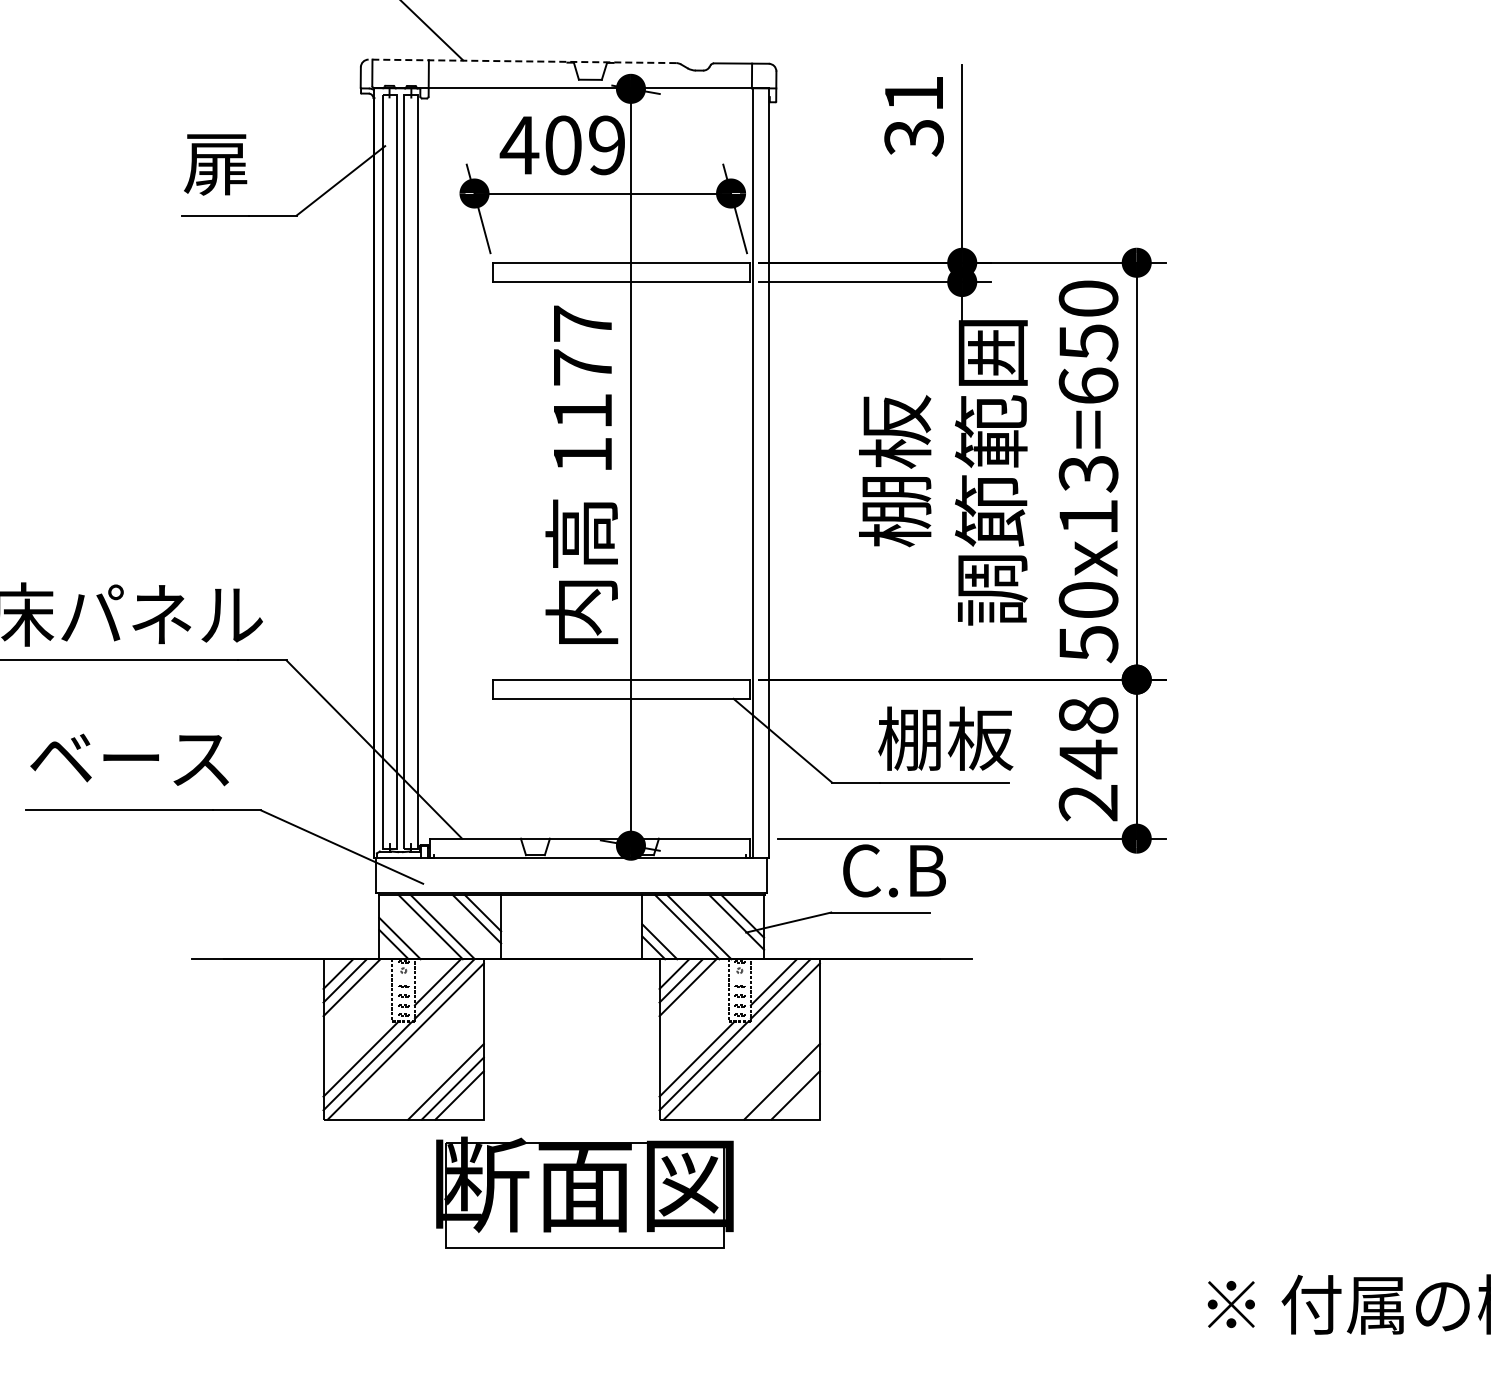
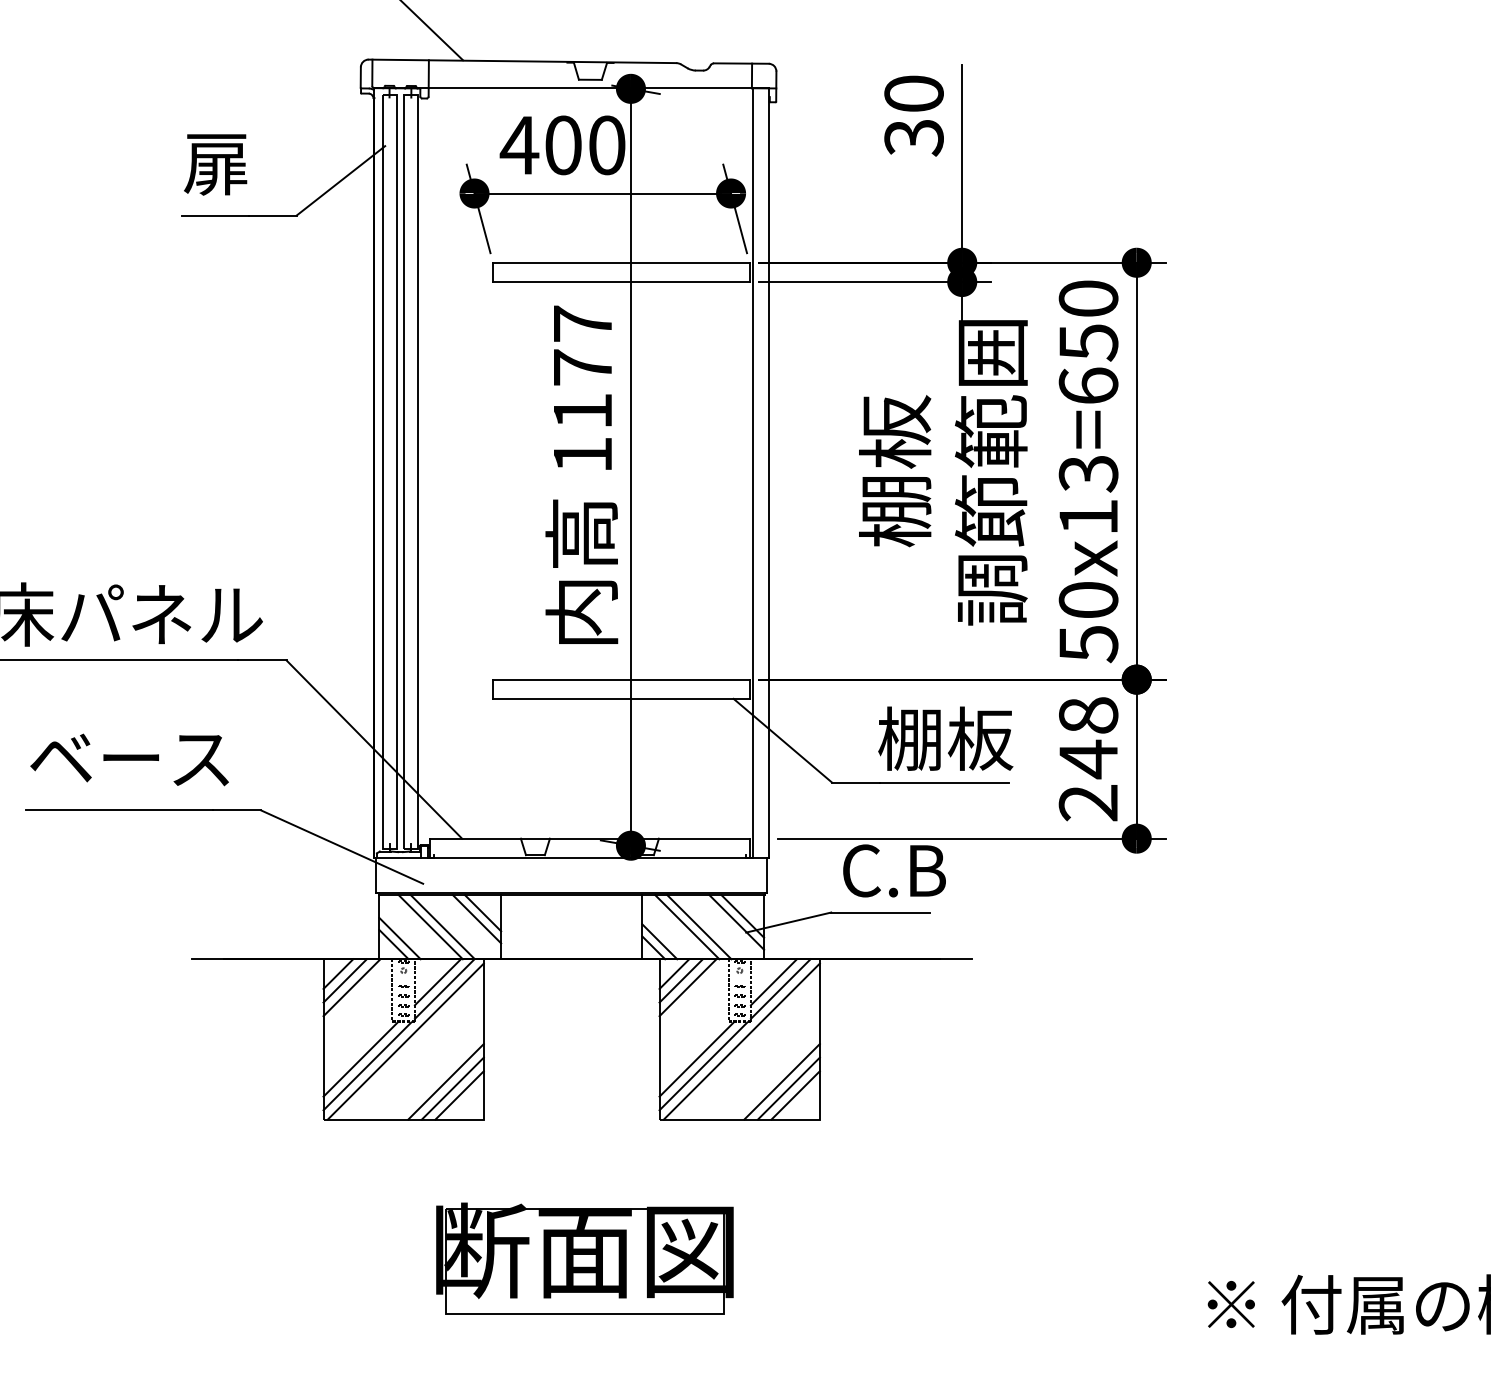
line: dashed -> solid (522, 61)
text: 31 -> 30 (913, 93)
text: 409 -> 400 (607, 145)
line: none -> present (788, 1088)
part position: (584, 1192) -> (584, 1258) (584, 1258)
